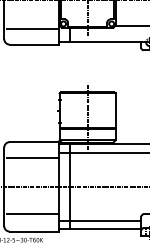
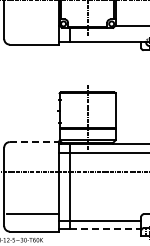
line: present -> none (33, 28)
line: solid -> dashed (34, 142)
line: present -> none (33, 157)
line position: (74, 186) -> (74, 171) (74, 171)
line: solid -> dashed (105, 229)
